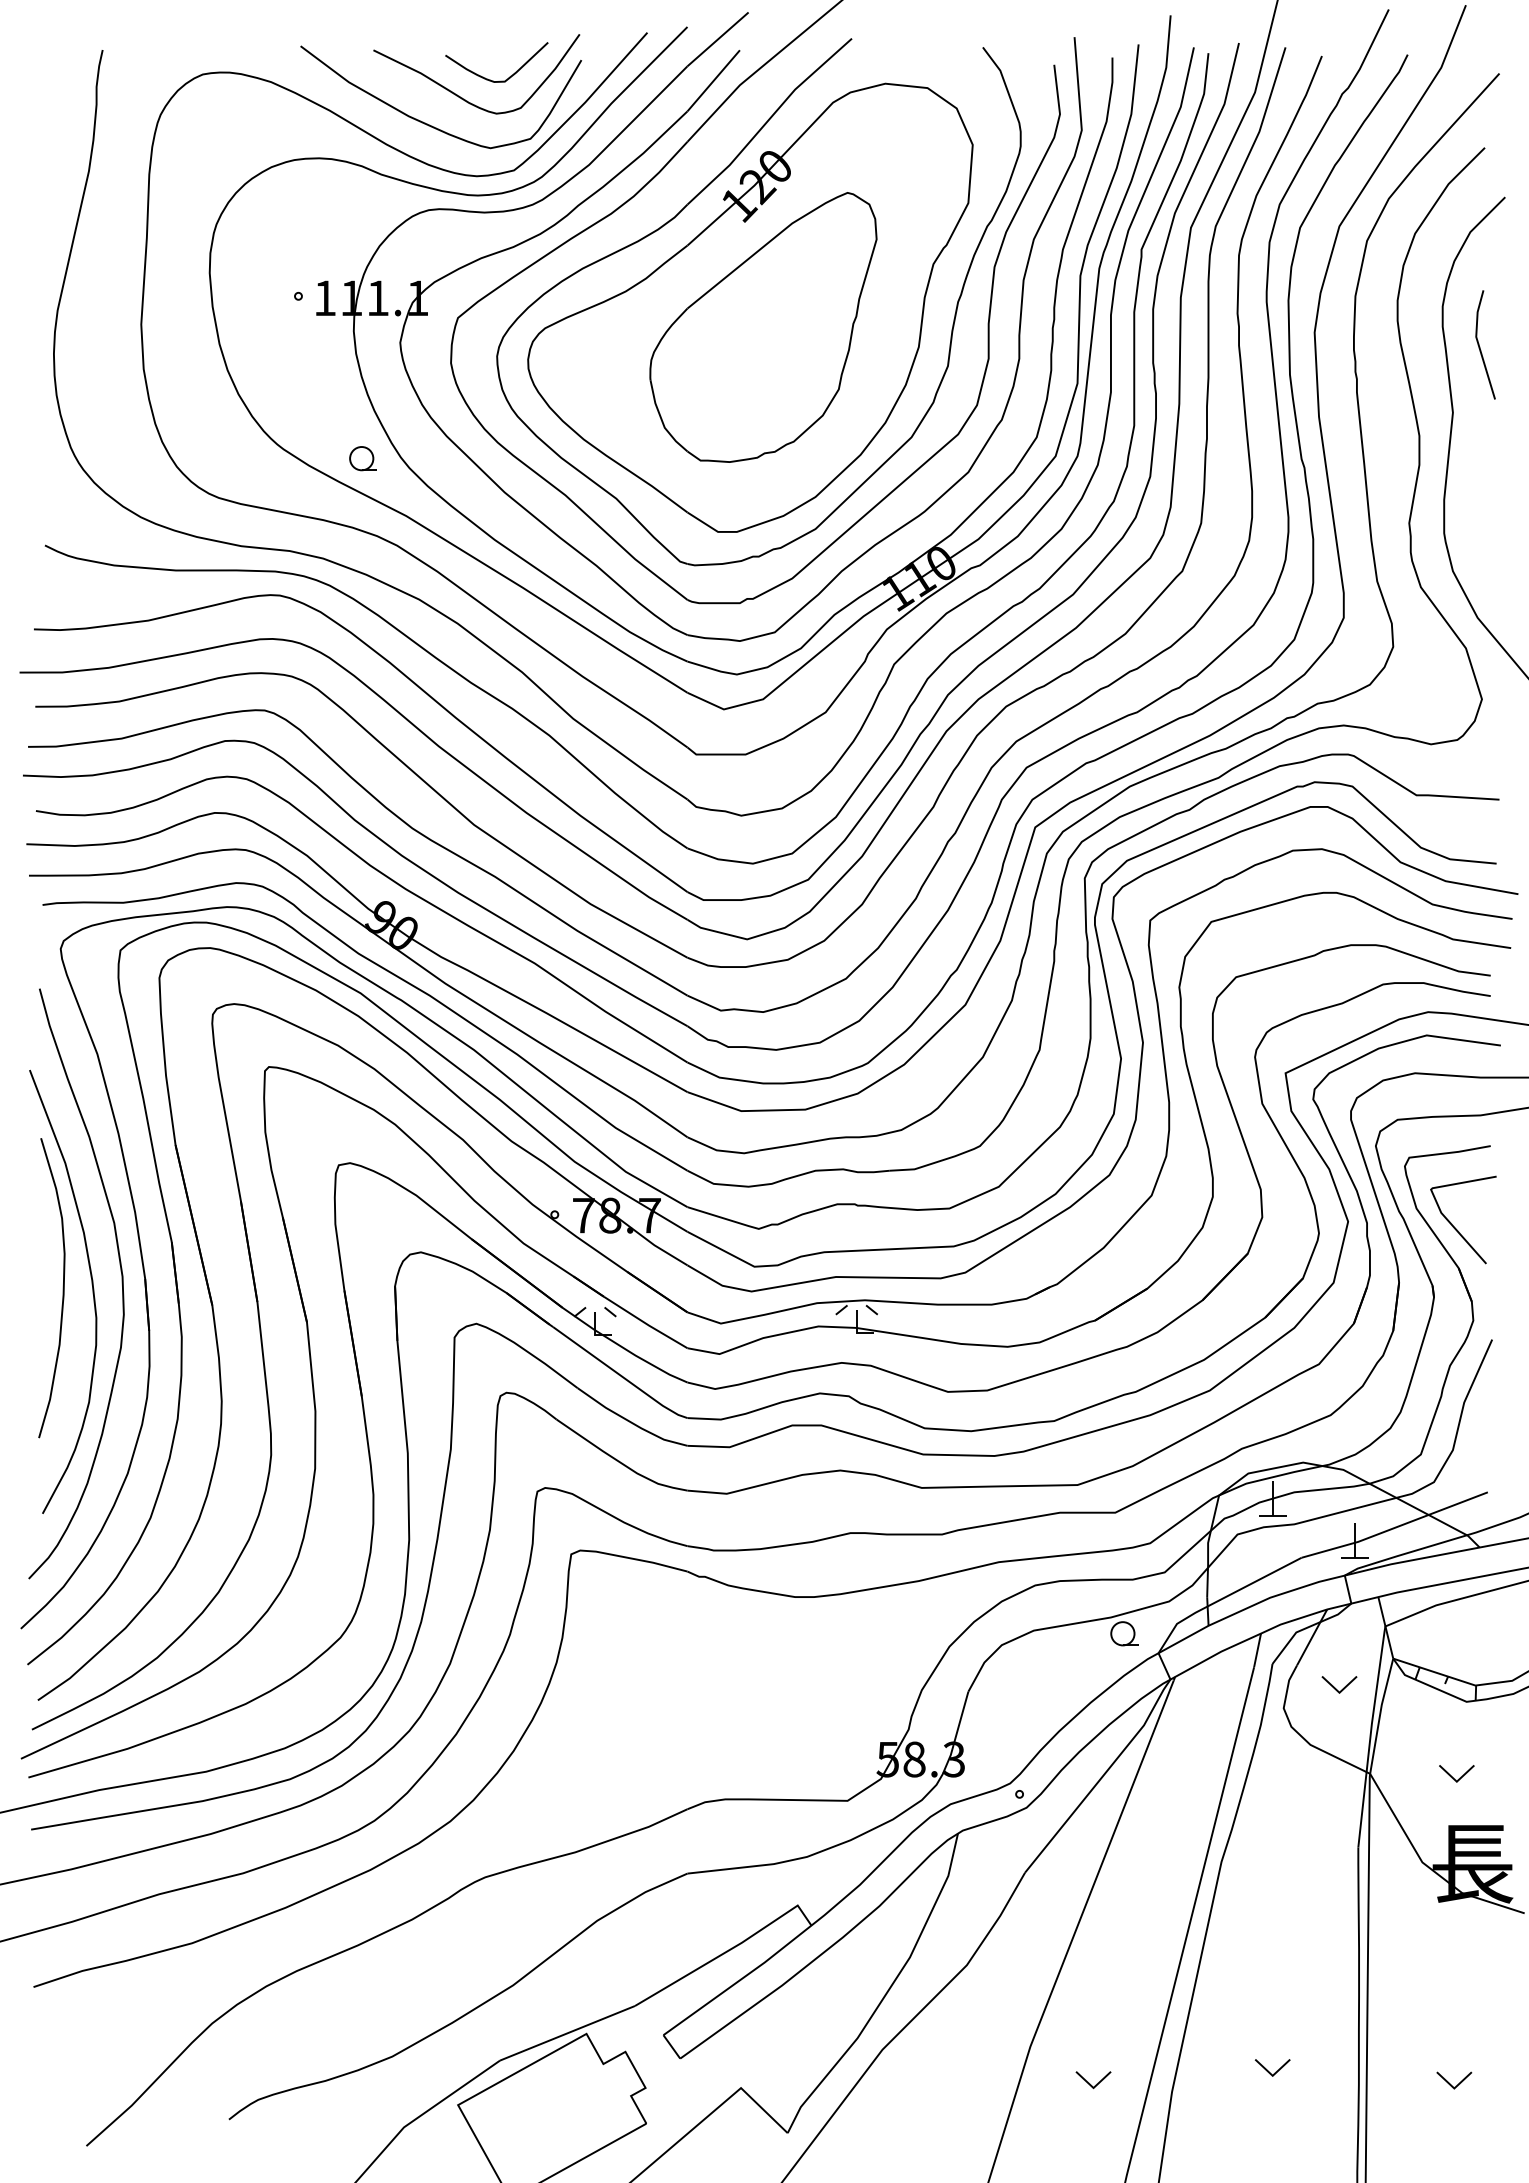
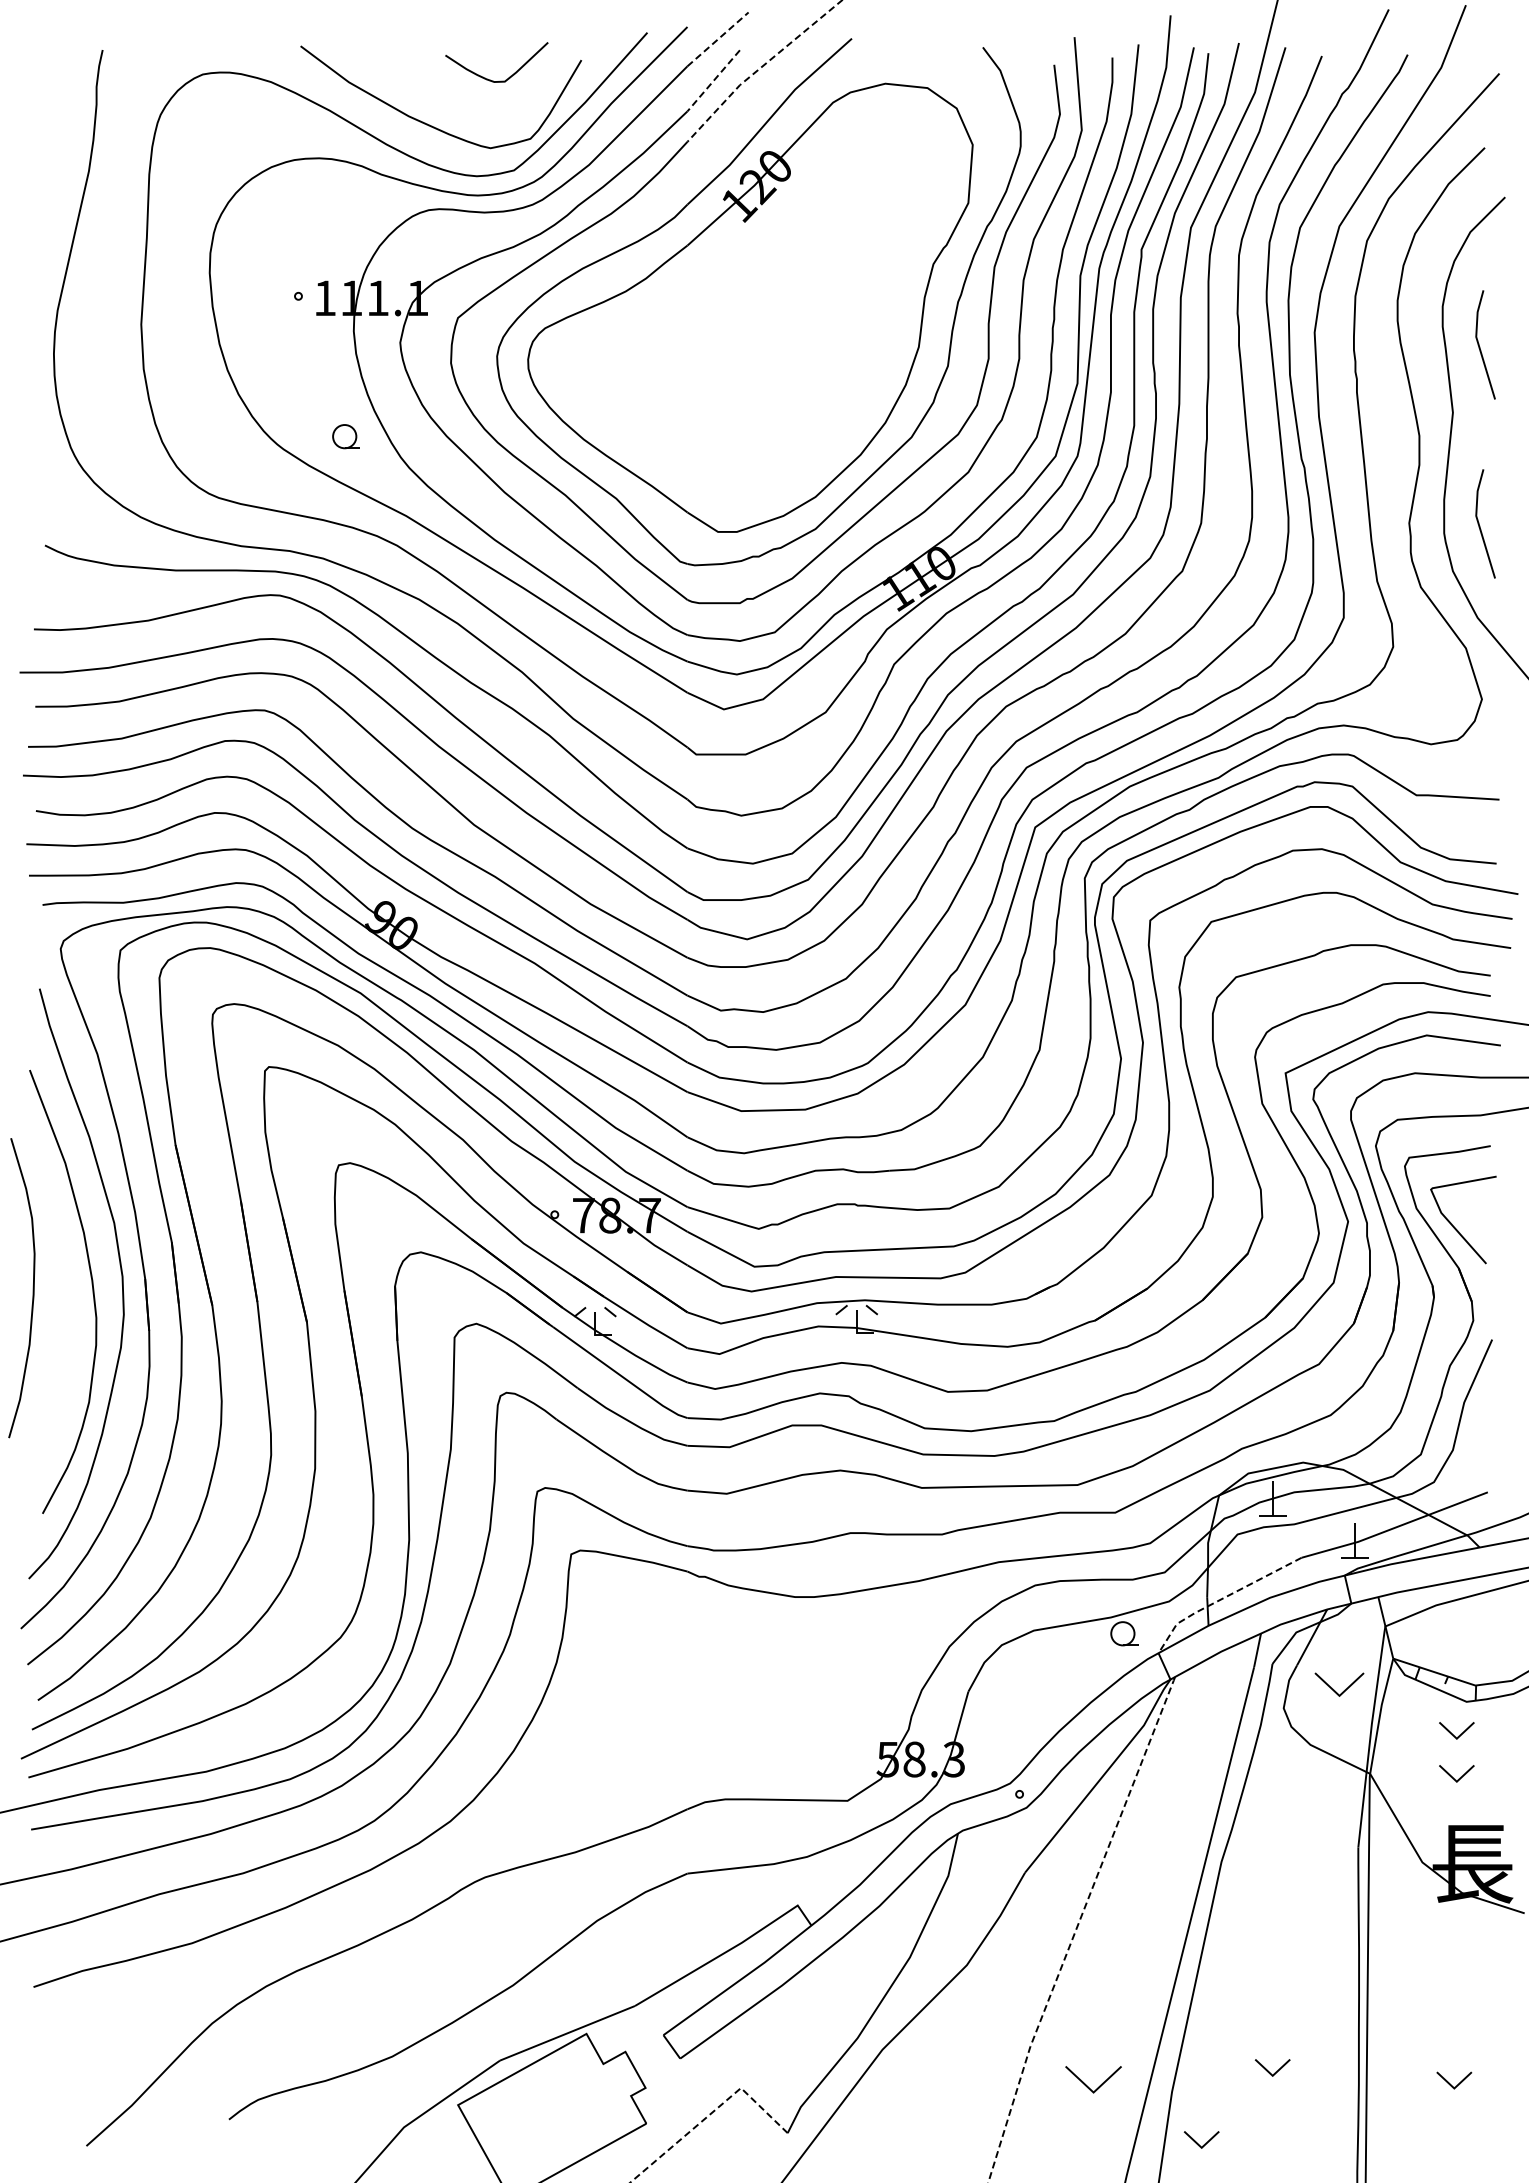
line: solid -> dashed (718, 39)
line: solid -> dashed (760, 67)
line: solid -> dashed (713, 81)
curve: present -> none (462, 97)
part: present -> none (763, 327)
part position: (362, 458) -> (345, 436) (345, 436)
line: none -> present (1480, 525)
curve position: (62, 1288) -> (32, 1288) (32, 1288)
line: solid -> dashed (1222, 1599)
part size: 37x18 px -> 51x25 px (1339, 1684)
part: none -> present (1456, 1730)
line: solid -> dashed (1076, 1929)
part size: 37x19 px -> 57x28 px (1093, 2079)
line: solid -> dashed (710, 2113)
part: none -> present (1201, 2139)
